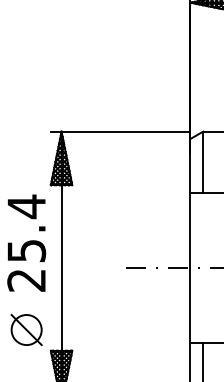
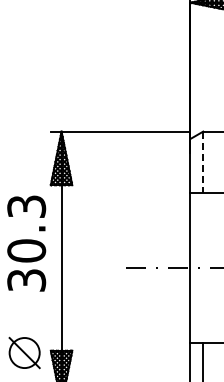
line: solid -> dashed (203, 162)
text: 25.4 -> 30.3 (26, 242)
part position: (26, 329) -> (24, 352) (24, 352)
